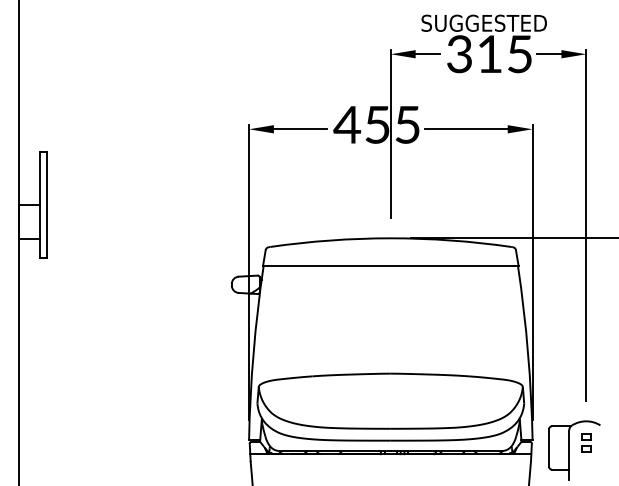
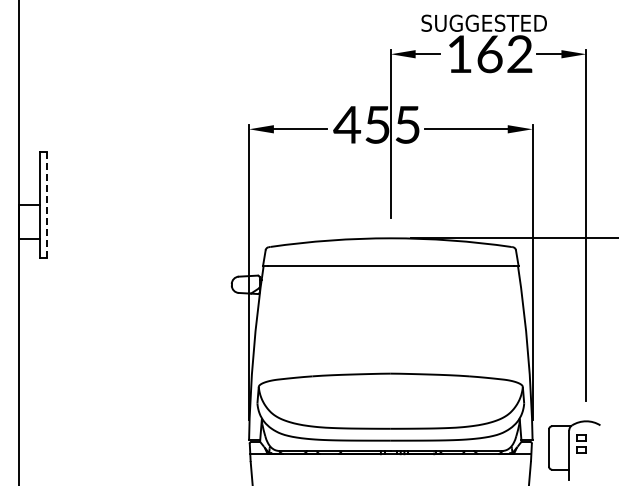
text: 315 -> 162 (489, 54)
line: solid -> dashed (47, 204)
part position: (586, 442) -> (581, 443) (581, 443)
